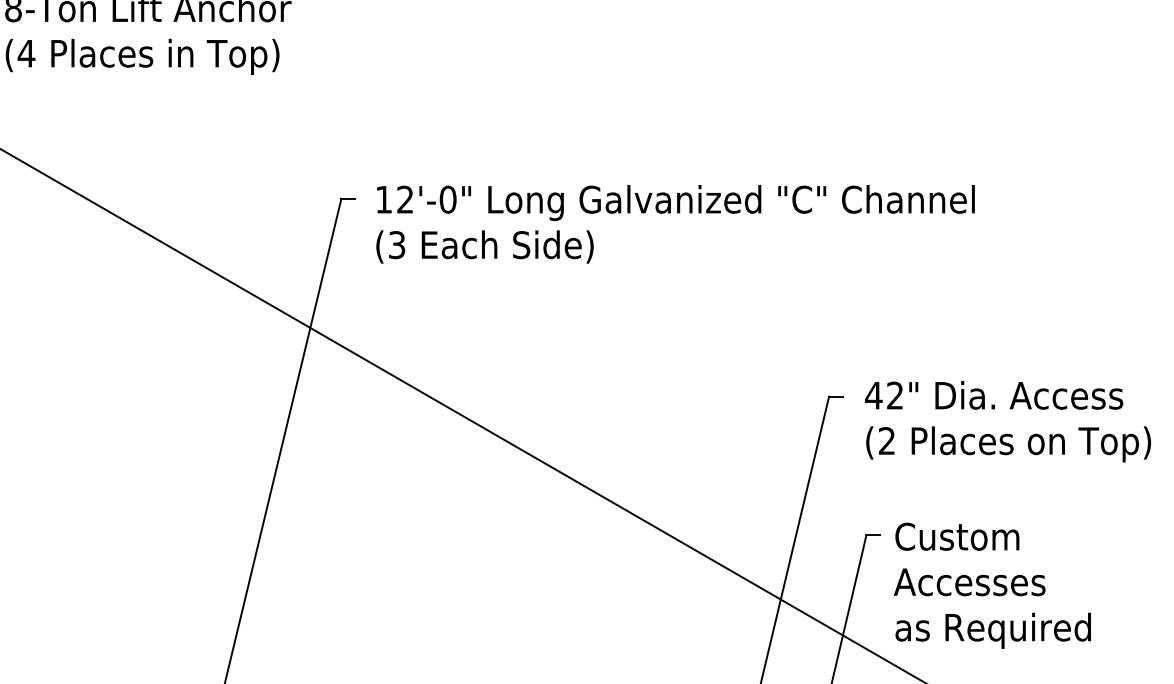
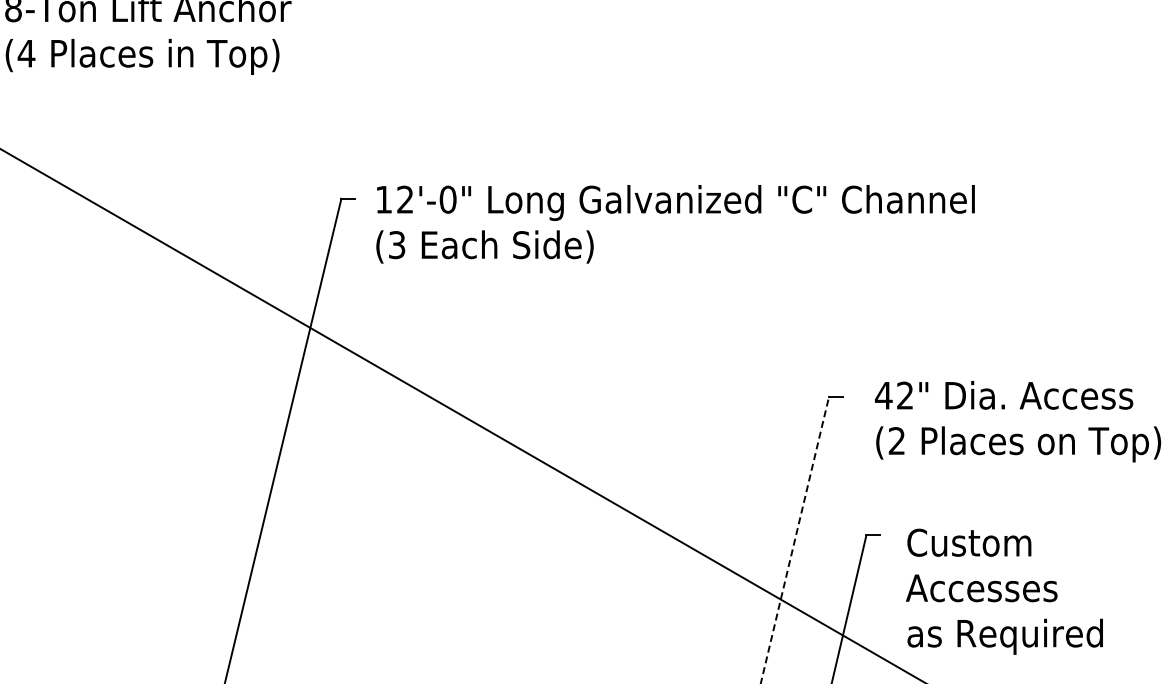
text position: (1008, 421) -> (1018, 421) (1018, 421)
line: solid -> dashed (795, 539)
text position: (992, 585) -> (1004, 591) (1004, 591)
